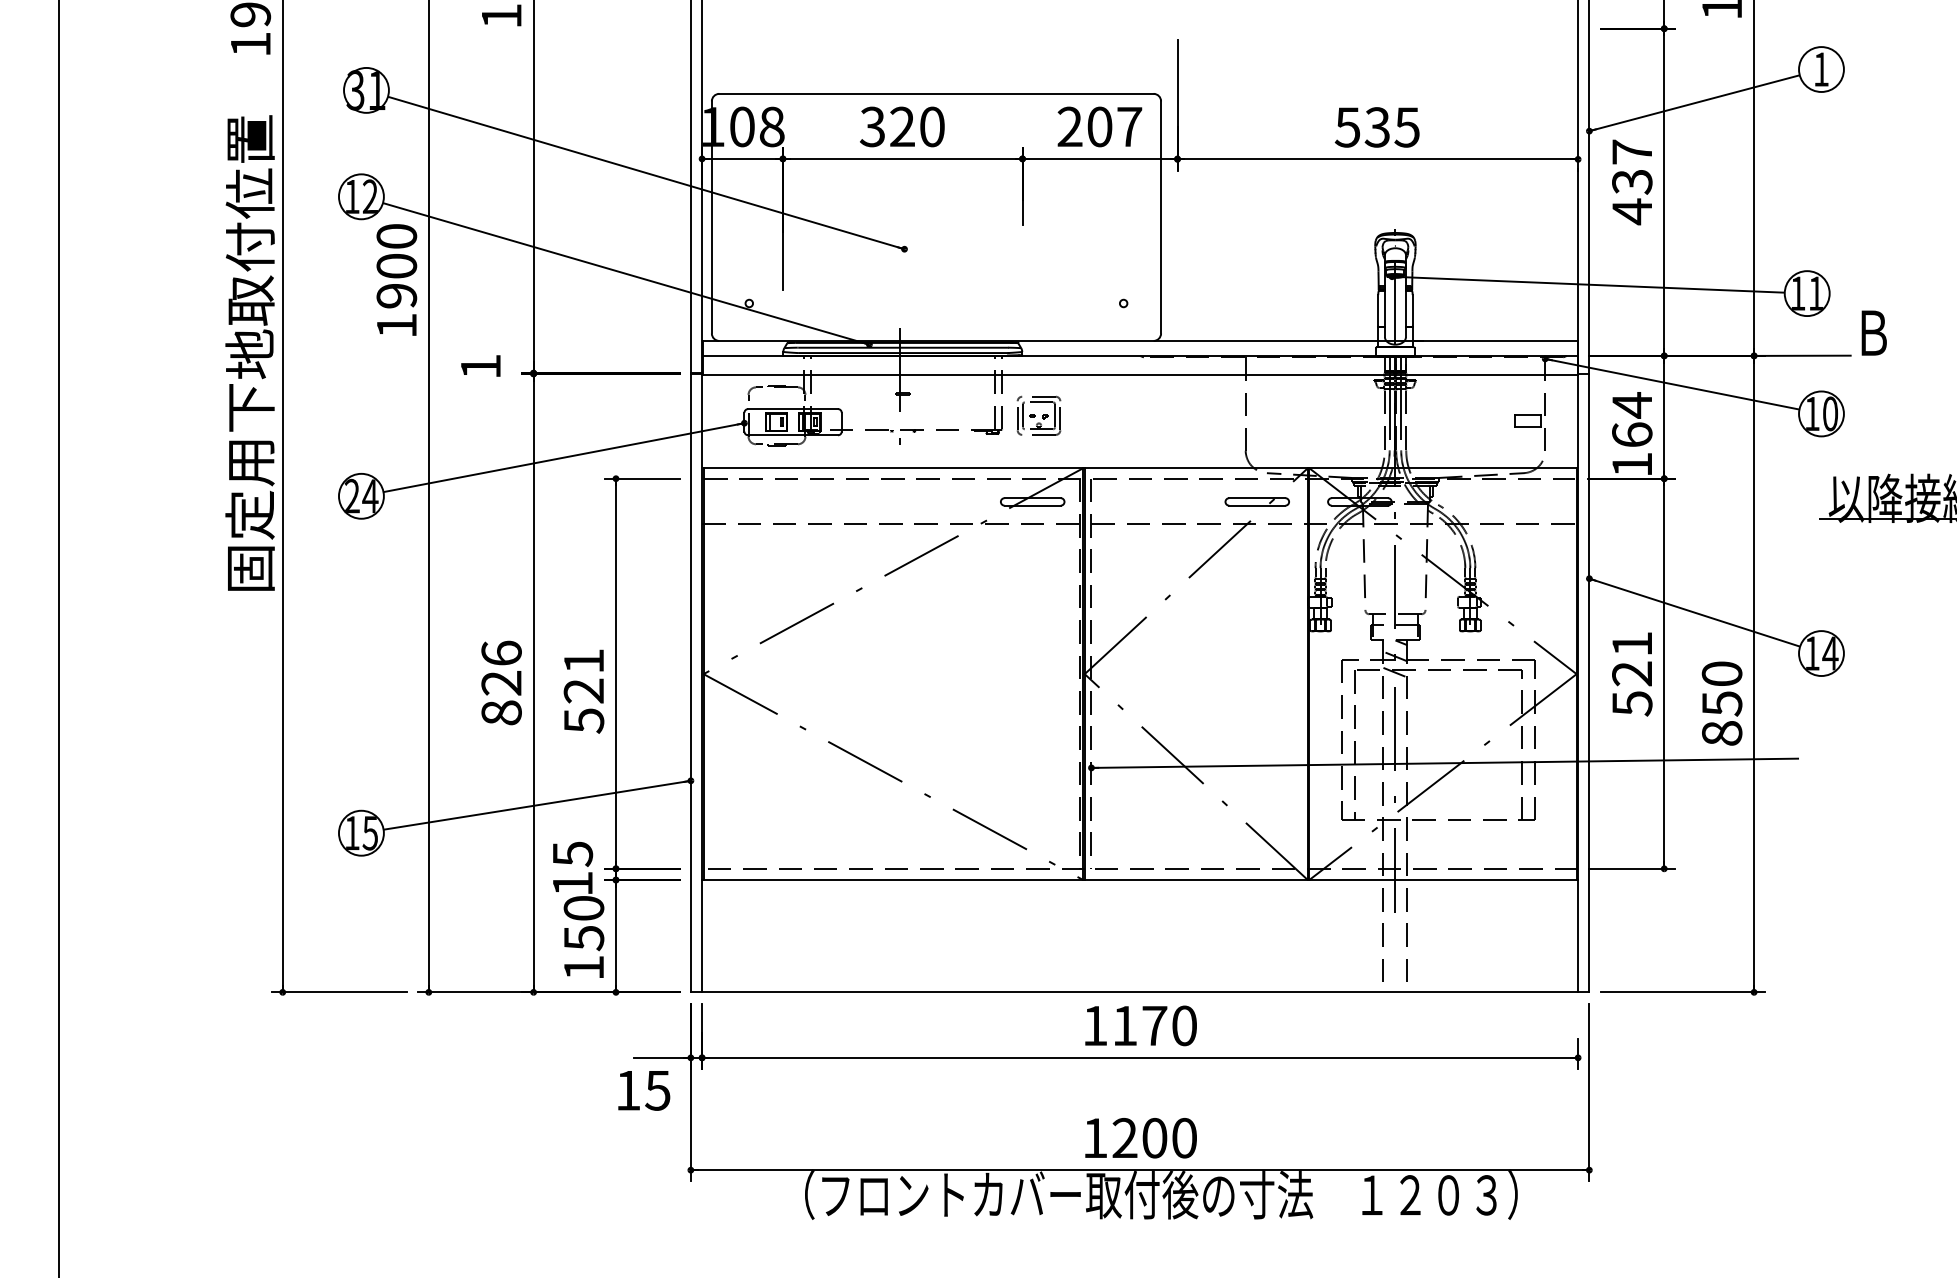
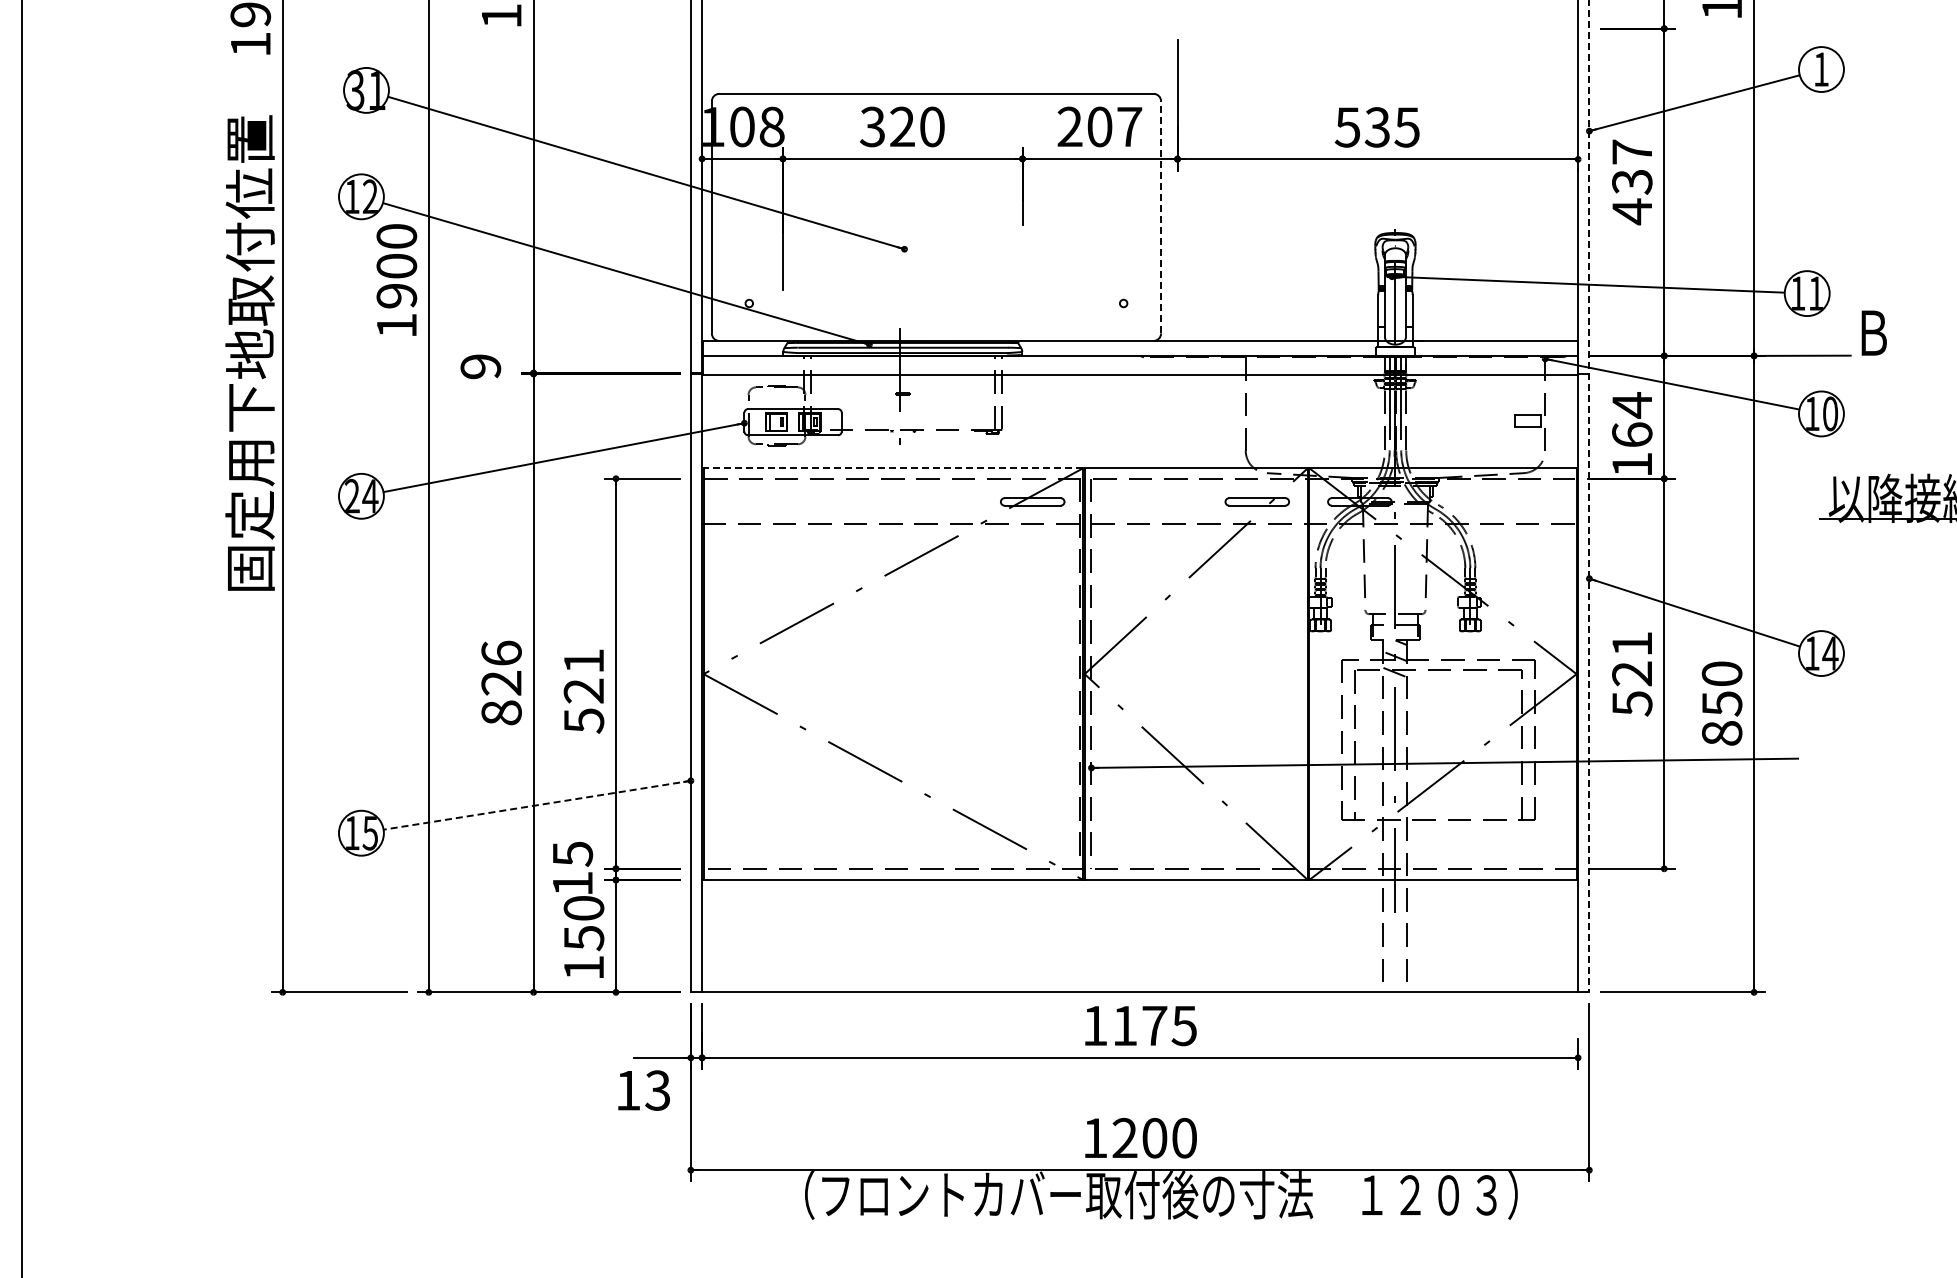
line: solid -> dashed (1161, 216)
text: 1 -> 9 (480, 366)
part: present -> none (1038, 415)
line: solid -> dashed (893, 468)
line: solid -> dashed (1589, 496)
line position: (58, 638) -> (21, 638) (21, 638)
line: solid -> dashed (537, 805)
text: 1170 -> 1175 (1183, 1025)
text: 15 -> 13 (657, 1090)
